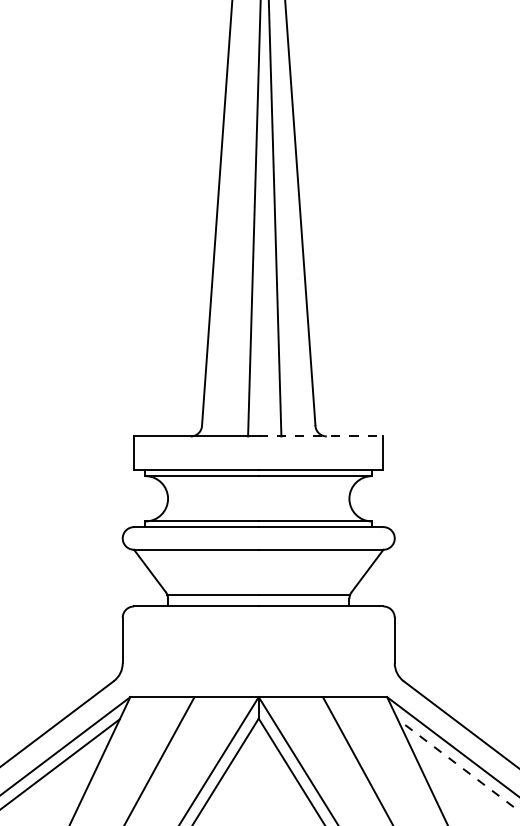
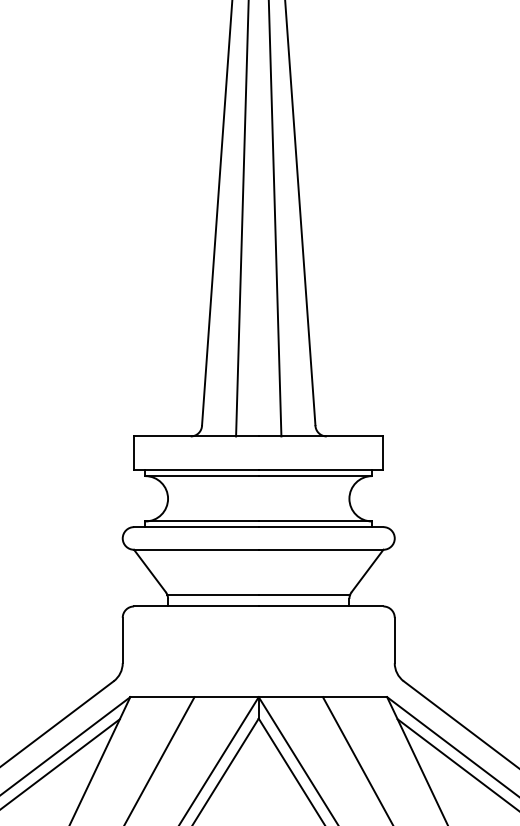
line position: (254, 219) -> (242, 219) (242, 219)
line: dashed -> solid (321, 436)
line: dashed -> solid (458, 765)
